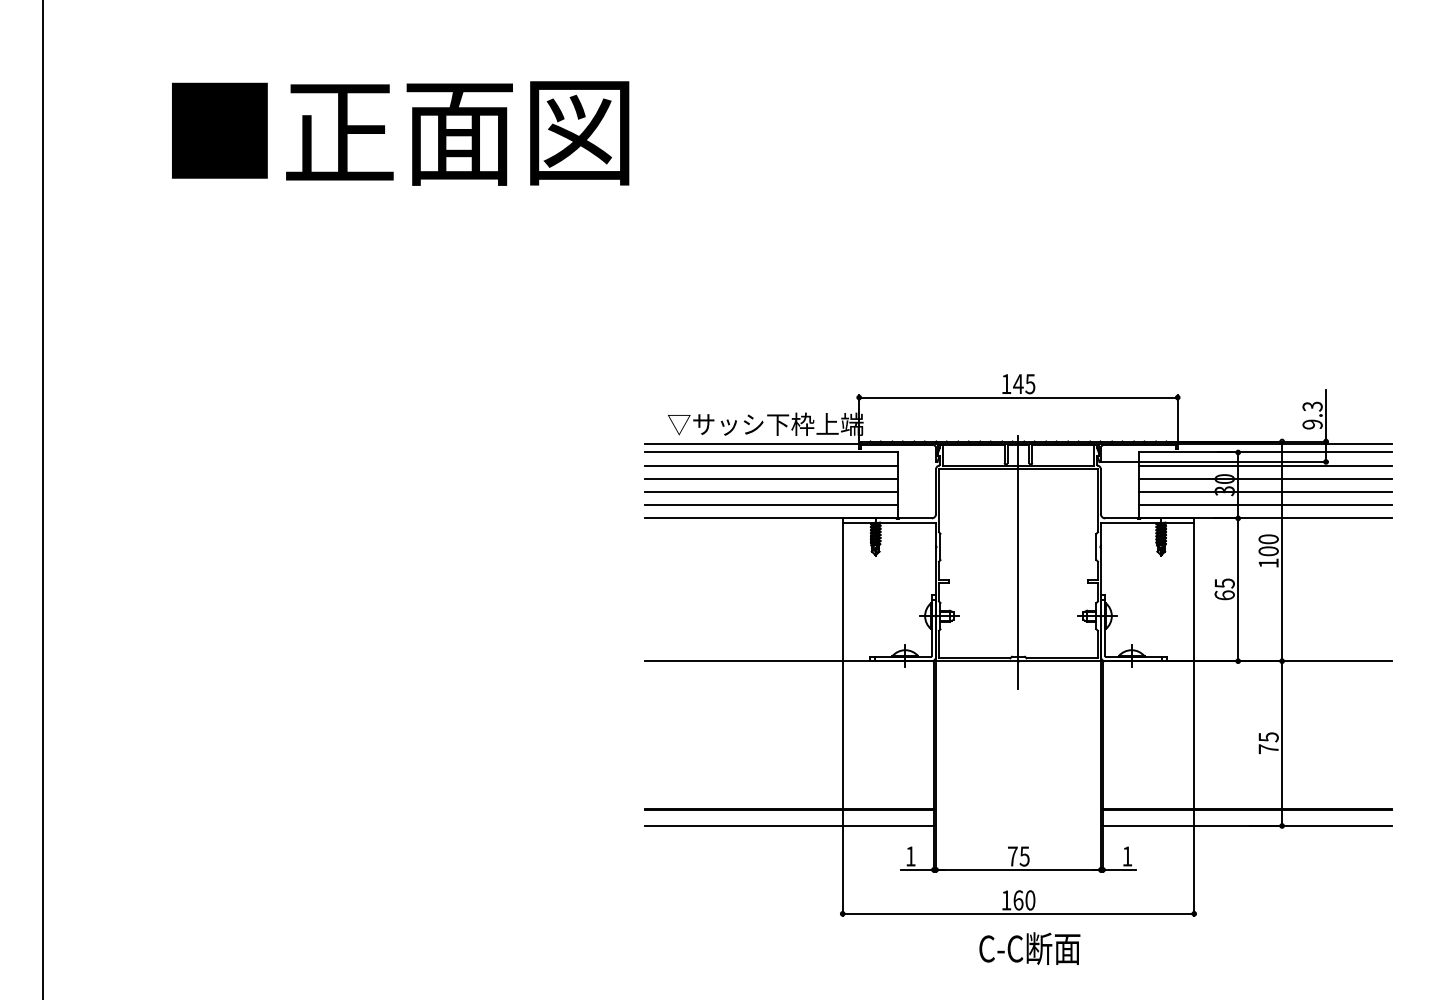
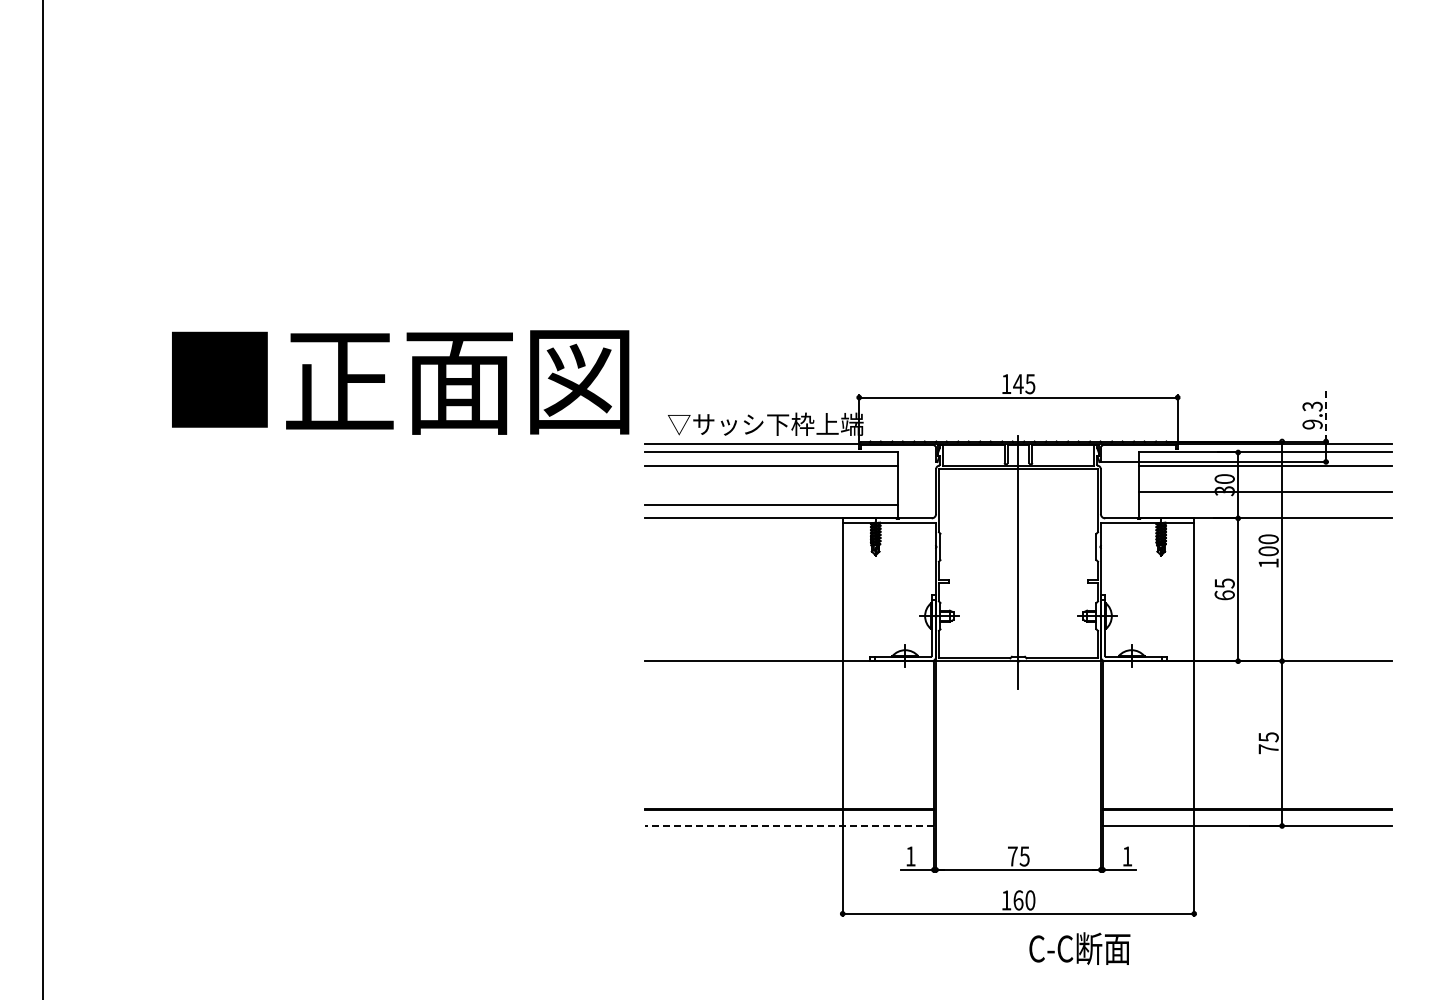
text position: (400, 133) -> (400, 382) (400, 382)
line: solid -> dashed (1326, 415)
line: present -> none (771, 478)
line: present -> none (1265, 478)
line: present -> none (771, 492)
line: present -> none (1265, 505)
line: solid -> dashed (788, 825)
text position: (1029, 948) -> (1079, 948) (1079, 948)
